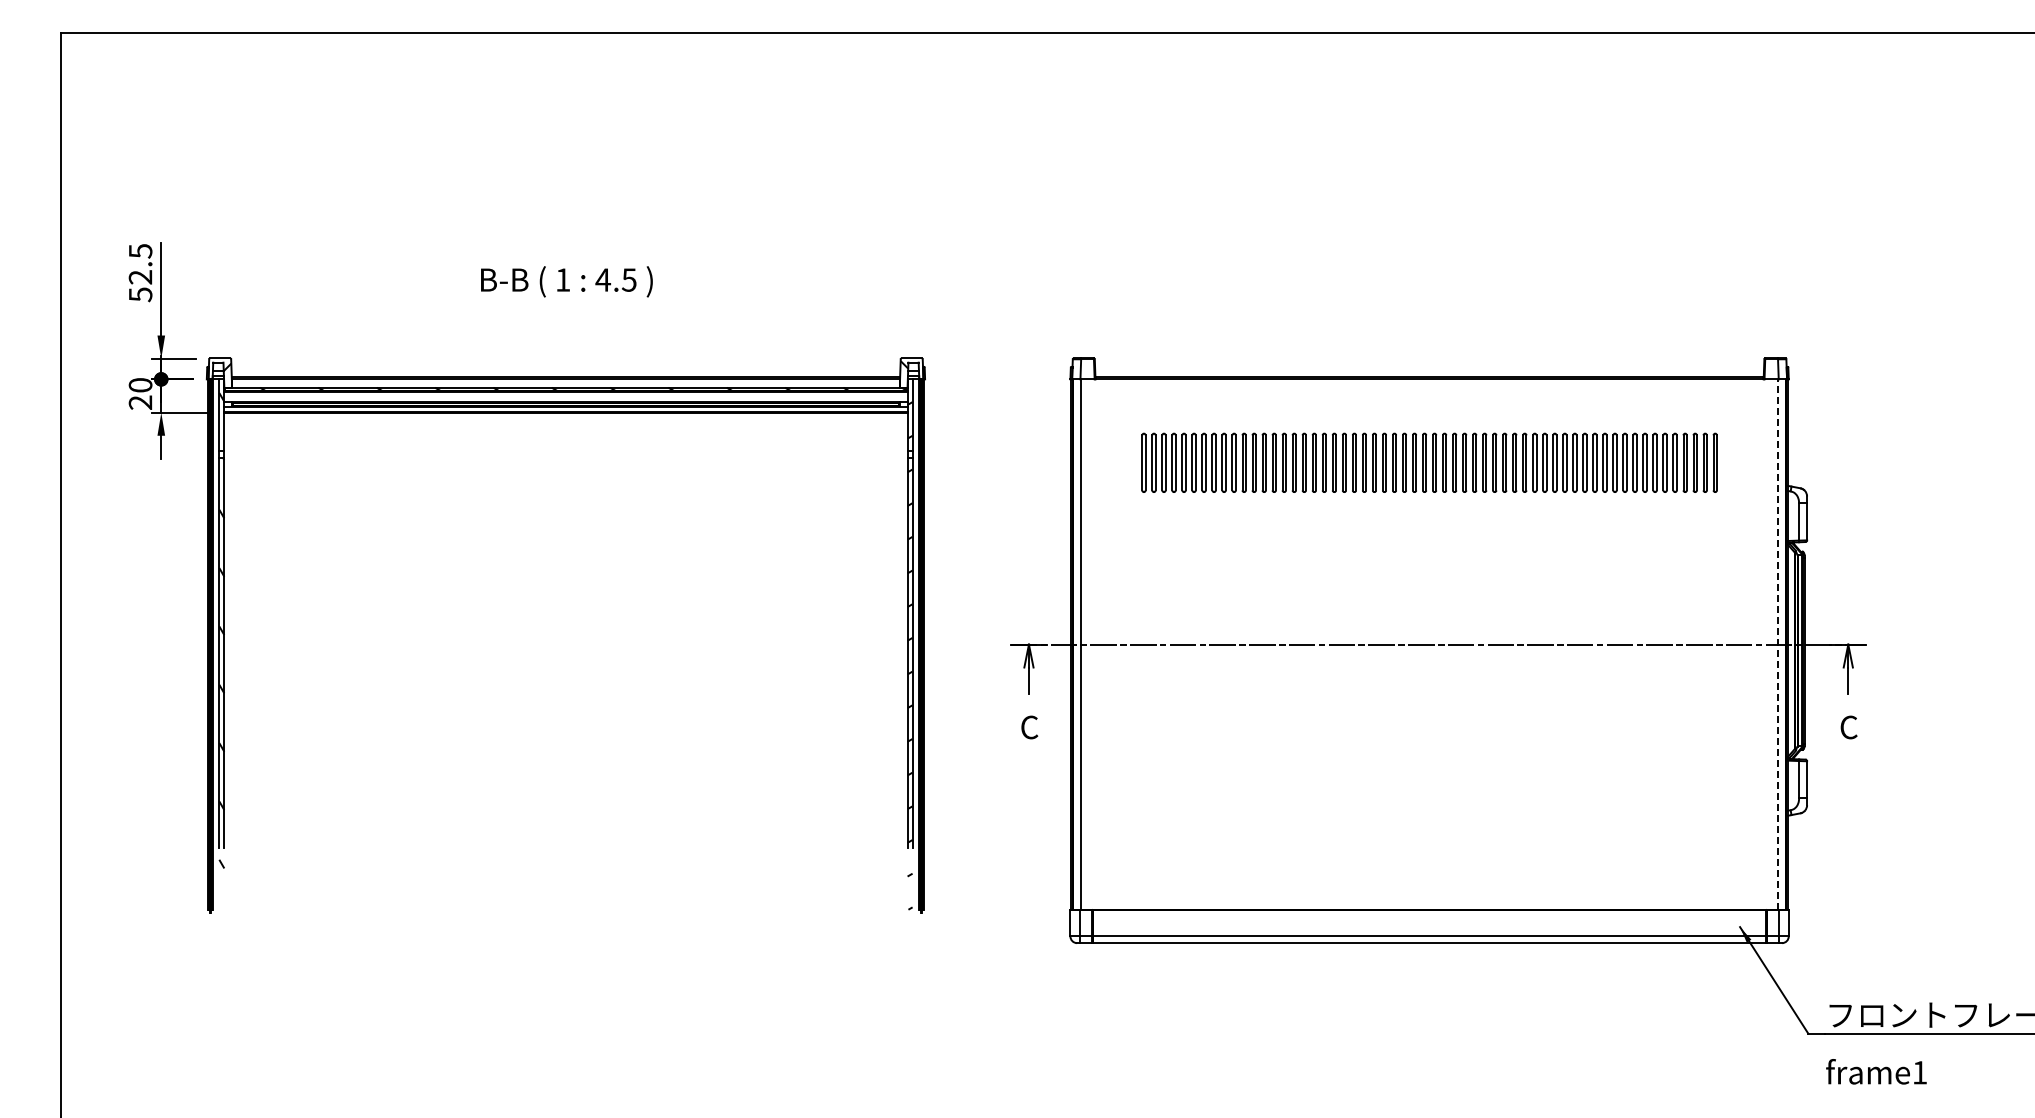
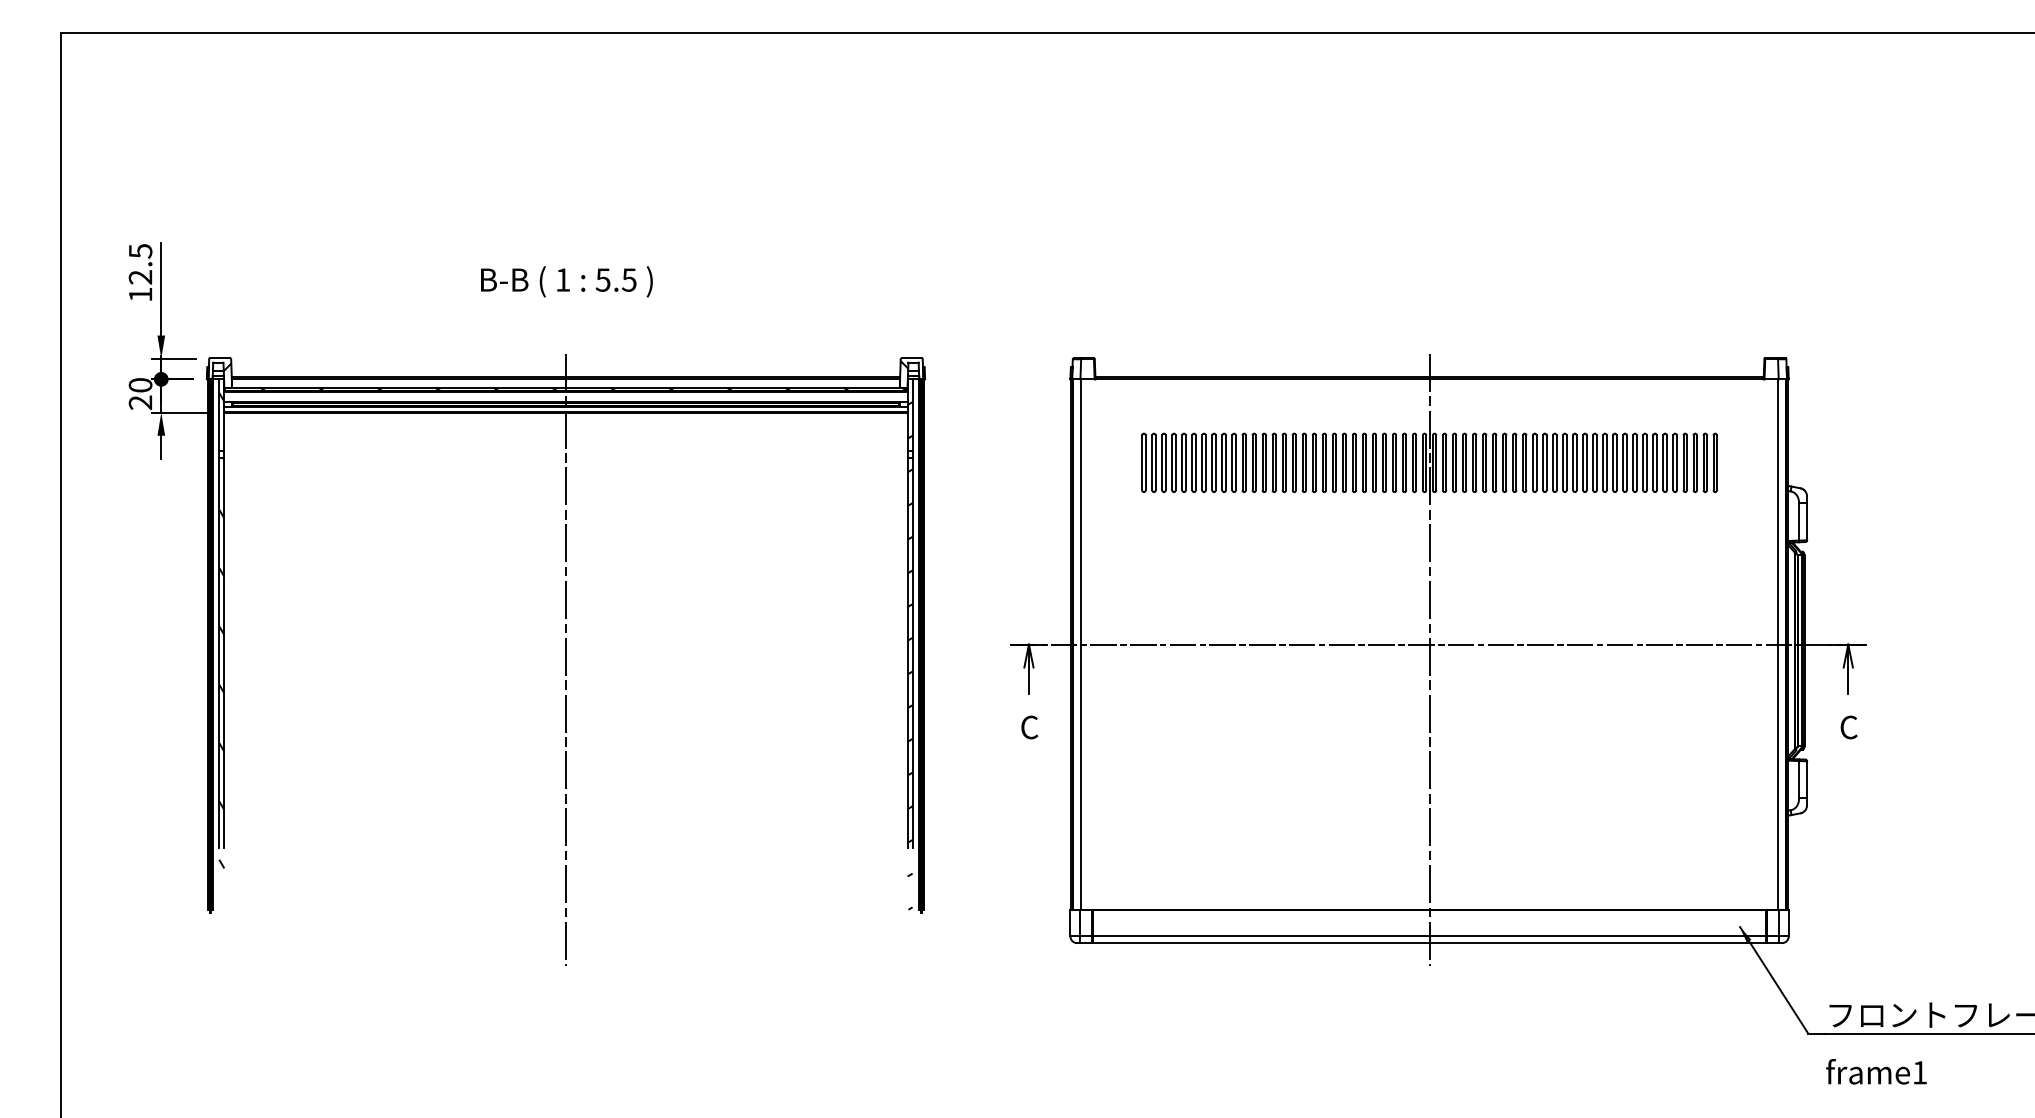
text: 4.5 -> 5.5 (603, 279)
text: 52.5 -> 12.5 (140, 294)
line: dashed -> solid (1778, 644)
line: none -> present (565, 659)
line: none -> present (1429, 659)
